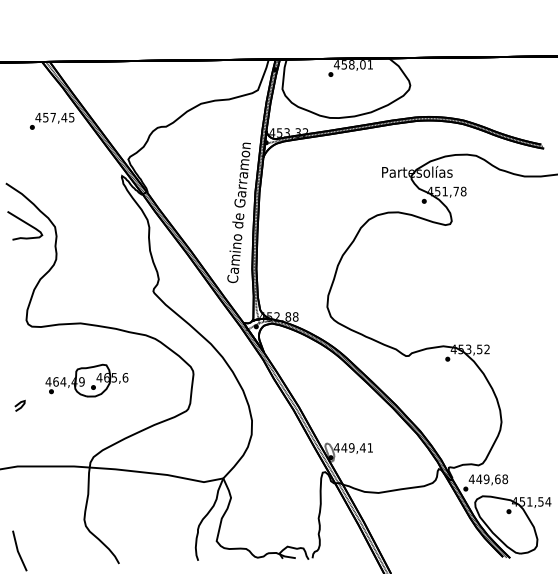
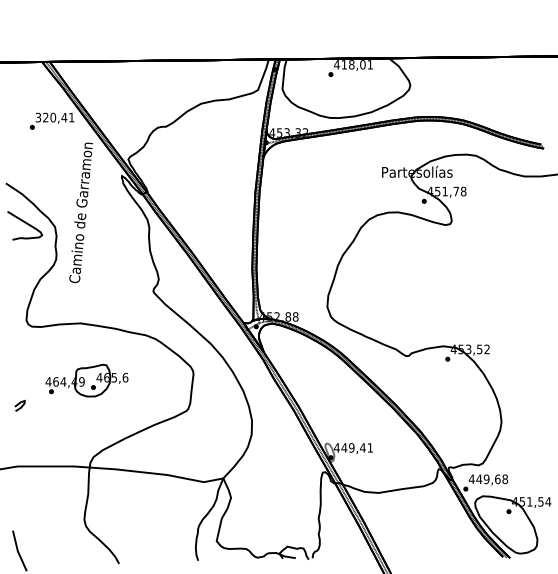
text: 458,01 -> 418,01 (343, 64)
text: 457,45 -> 320,41 (54, 117)
text position: (238, 212) -> (80, 212) (80, 212)
